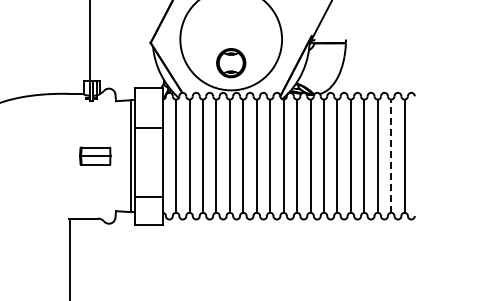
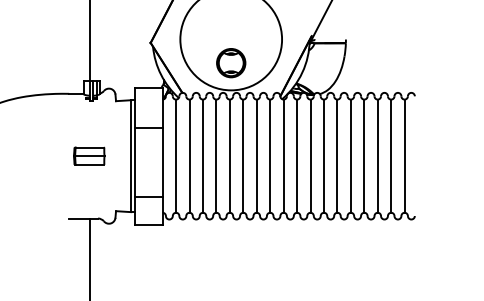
part position: (95, 155) -> (89, 155) (89, 155)
line: dashed -> solid (391, 156)
line position: (70, 257) -> (90, 257) (90, 257)
